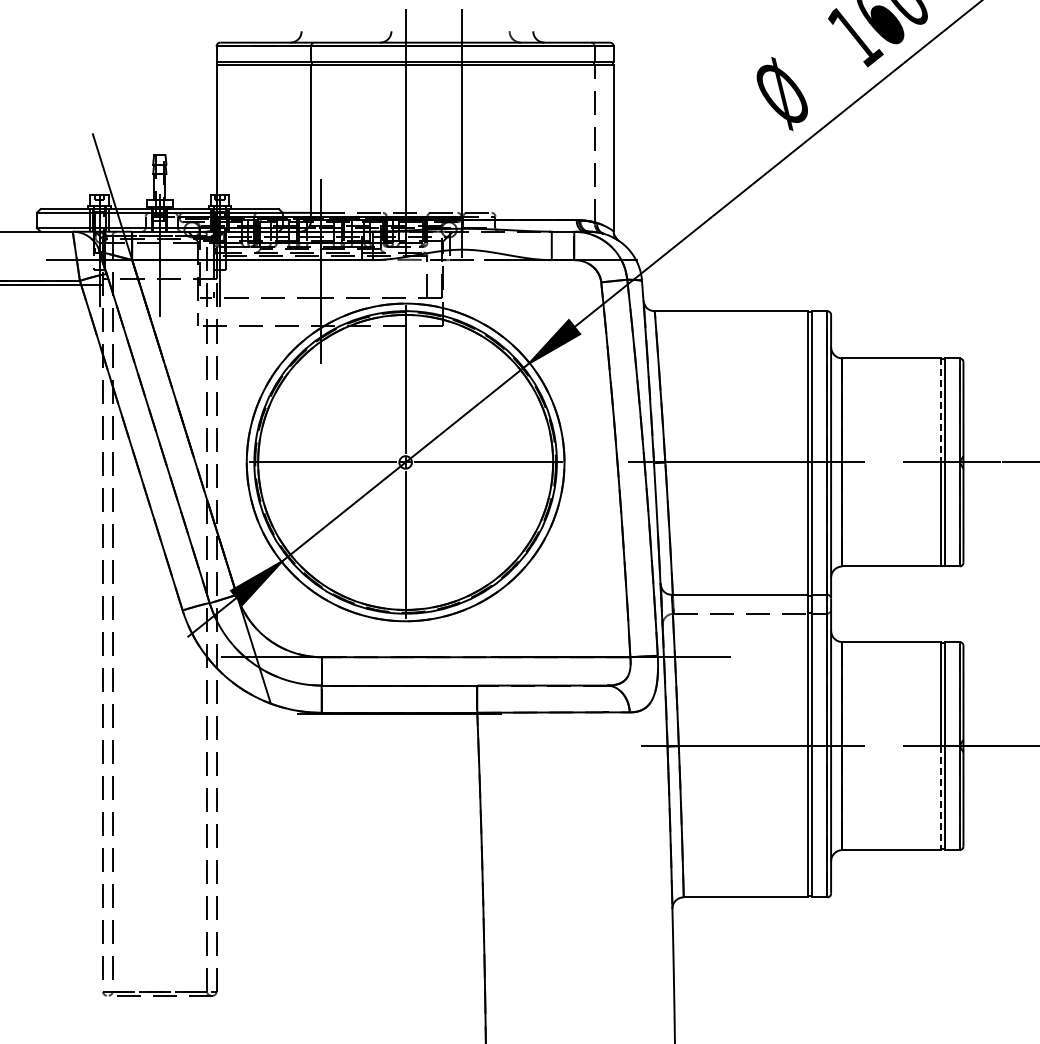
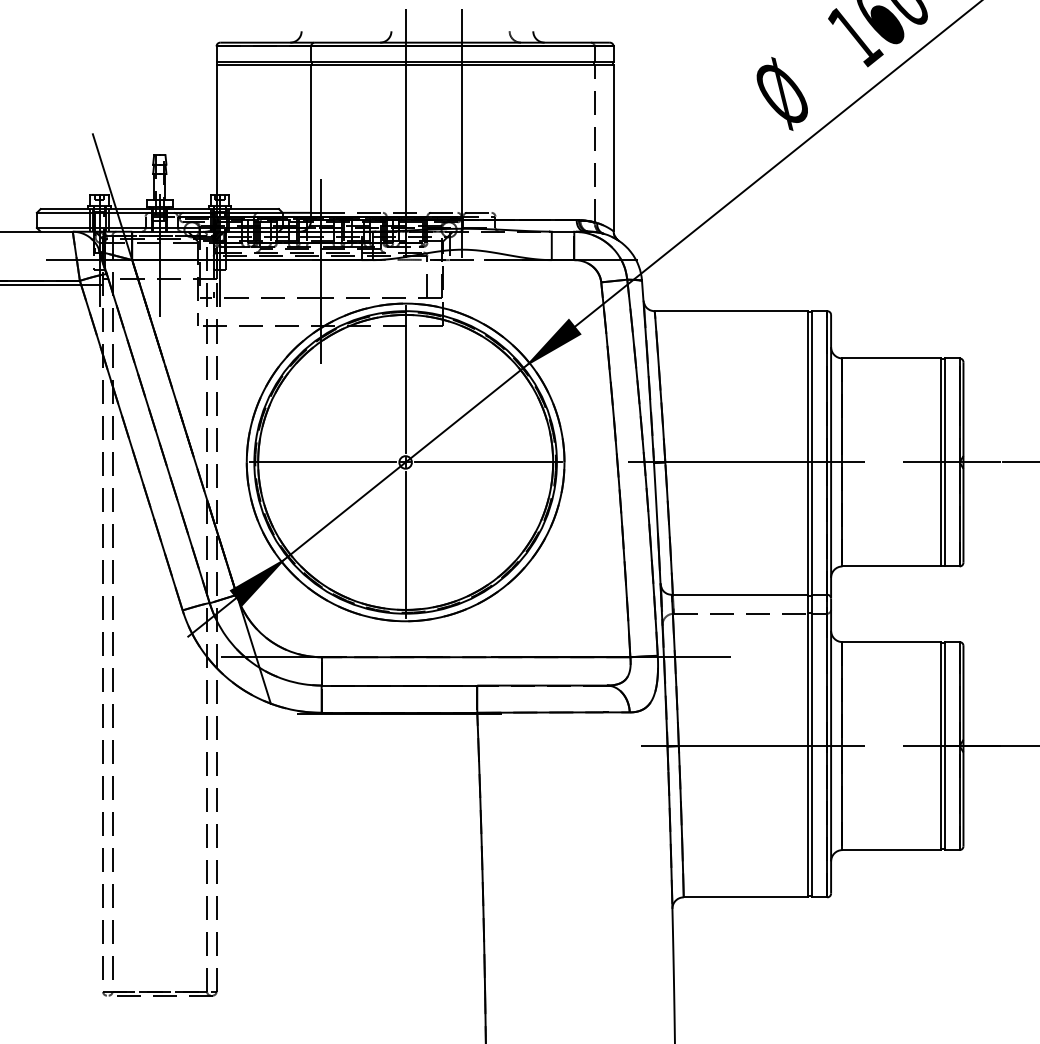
line: dashed -> solid (940, 410)
line: dashed -> solid (940, 798)
